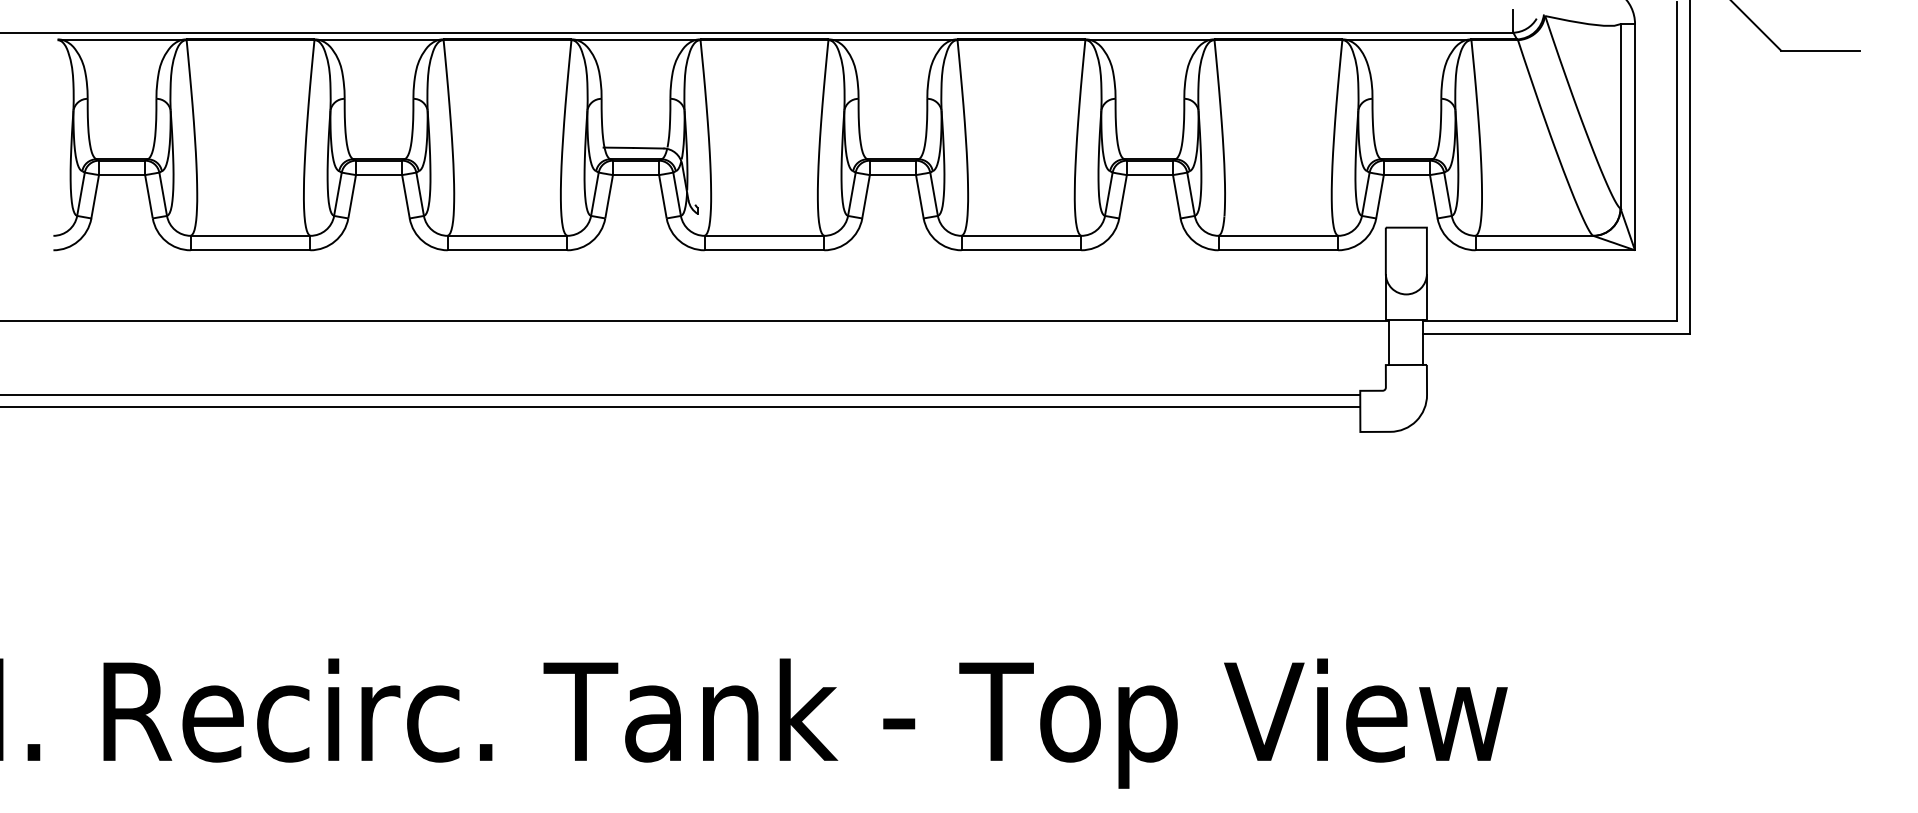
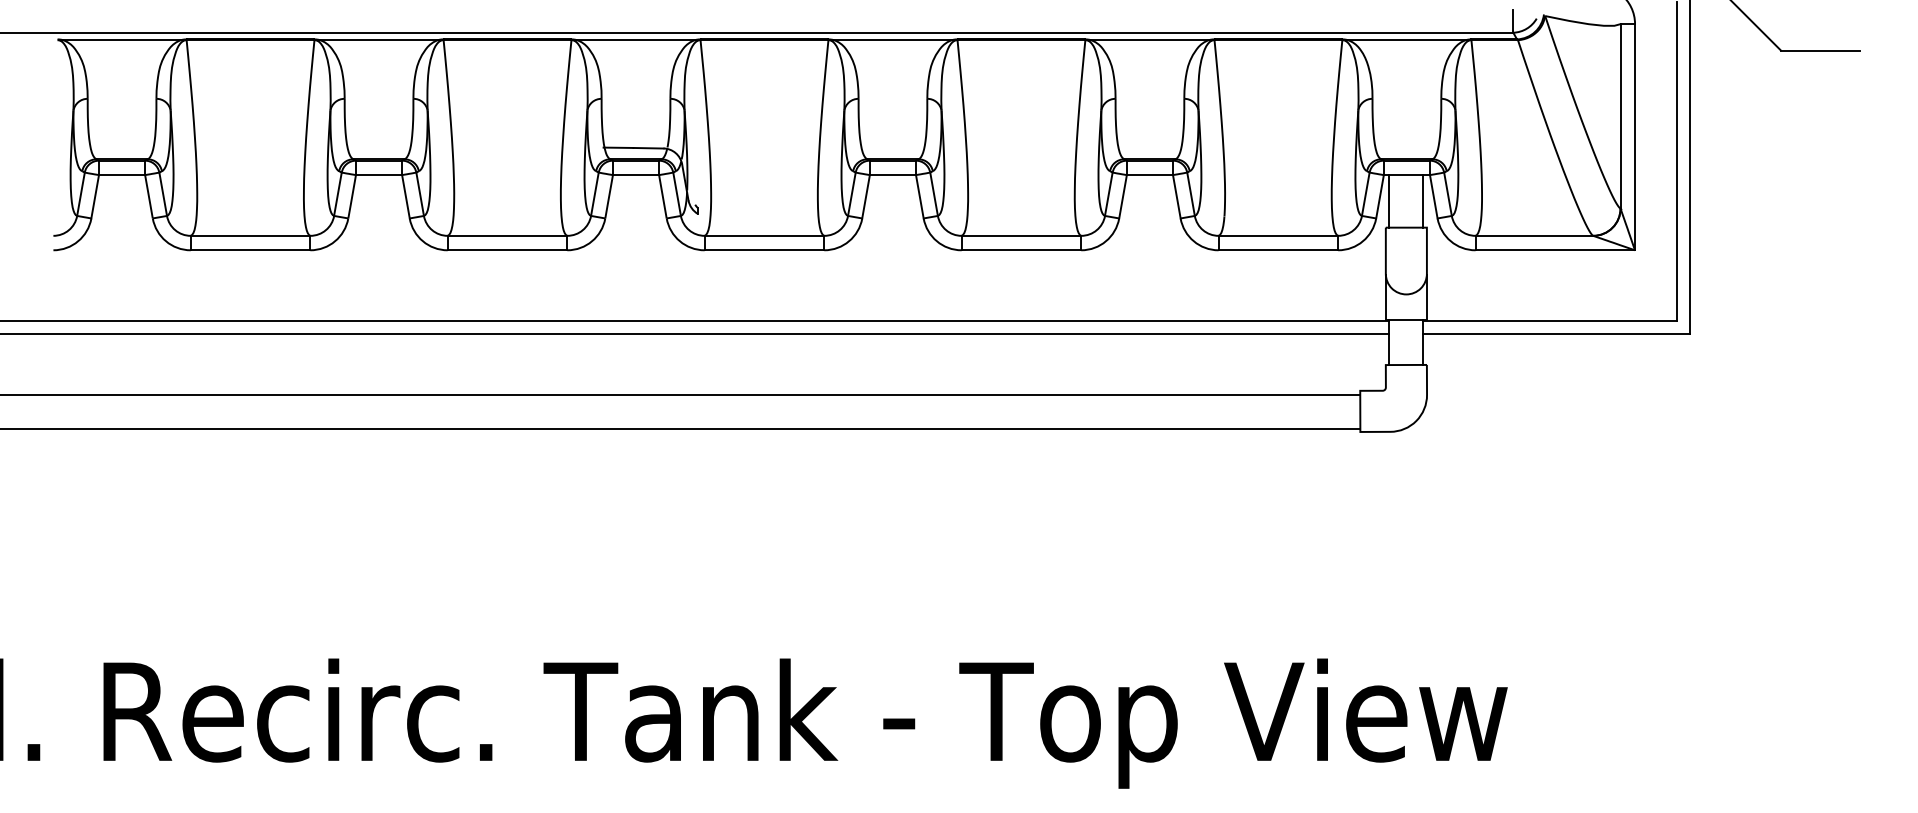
line: none -> present (1388, 201)
line: none -> present (1423, 201)
line: none -> present (695, 333)
line position: (681, 406) -> (681, 428) (681, 428)
